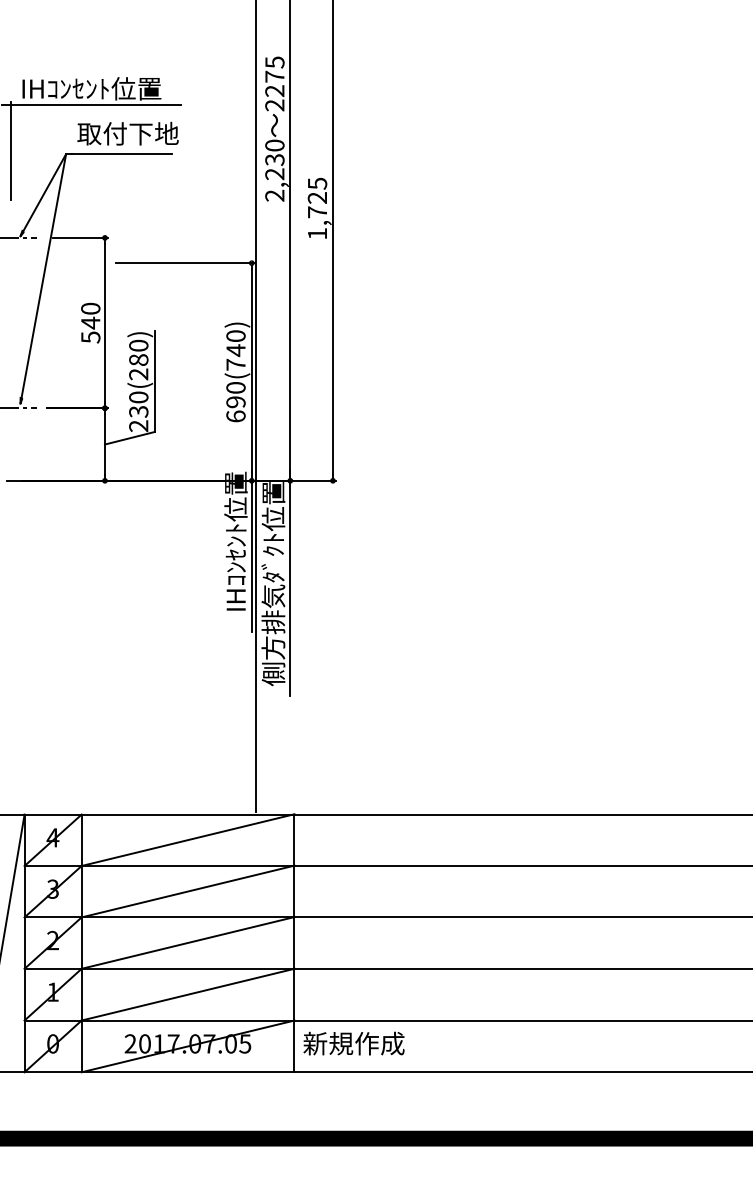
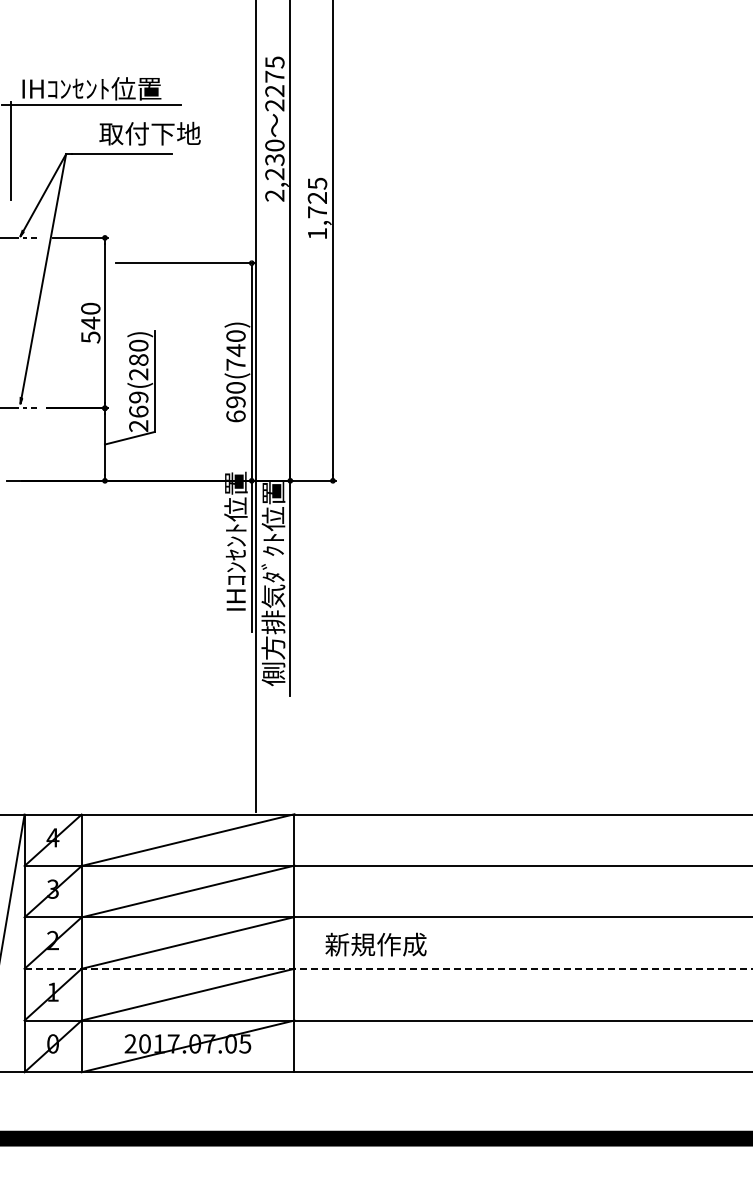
text position: (127, 133) -> (149, 133) (149, 133)
text: 230(280) -> 269(280) (138, 404)
line: solid -> dashed (388, 968)
text position: (353, 1043) -> (375, 944) (375, 944)
